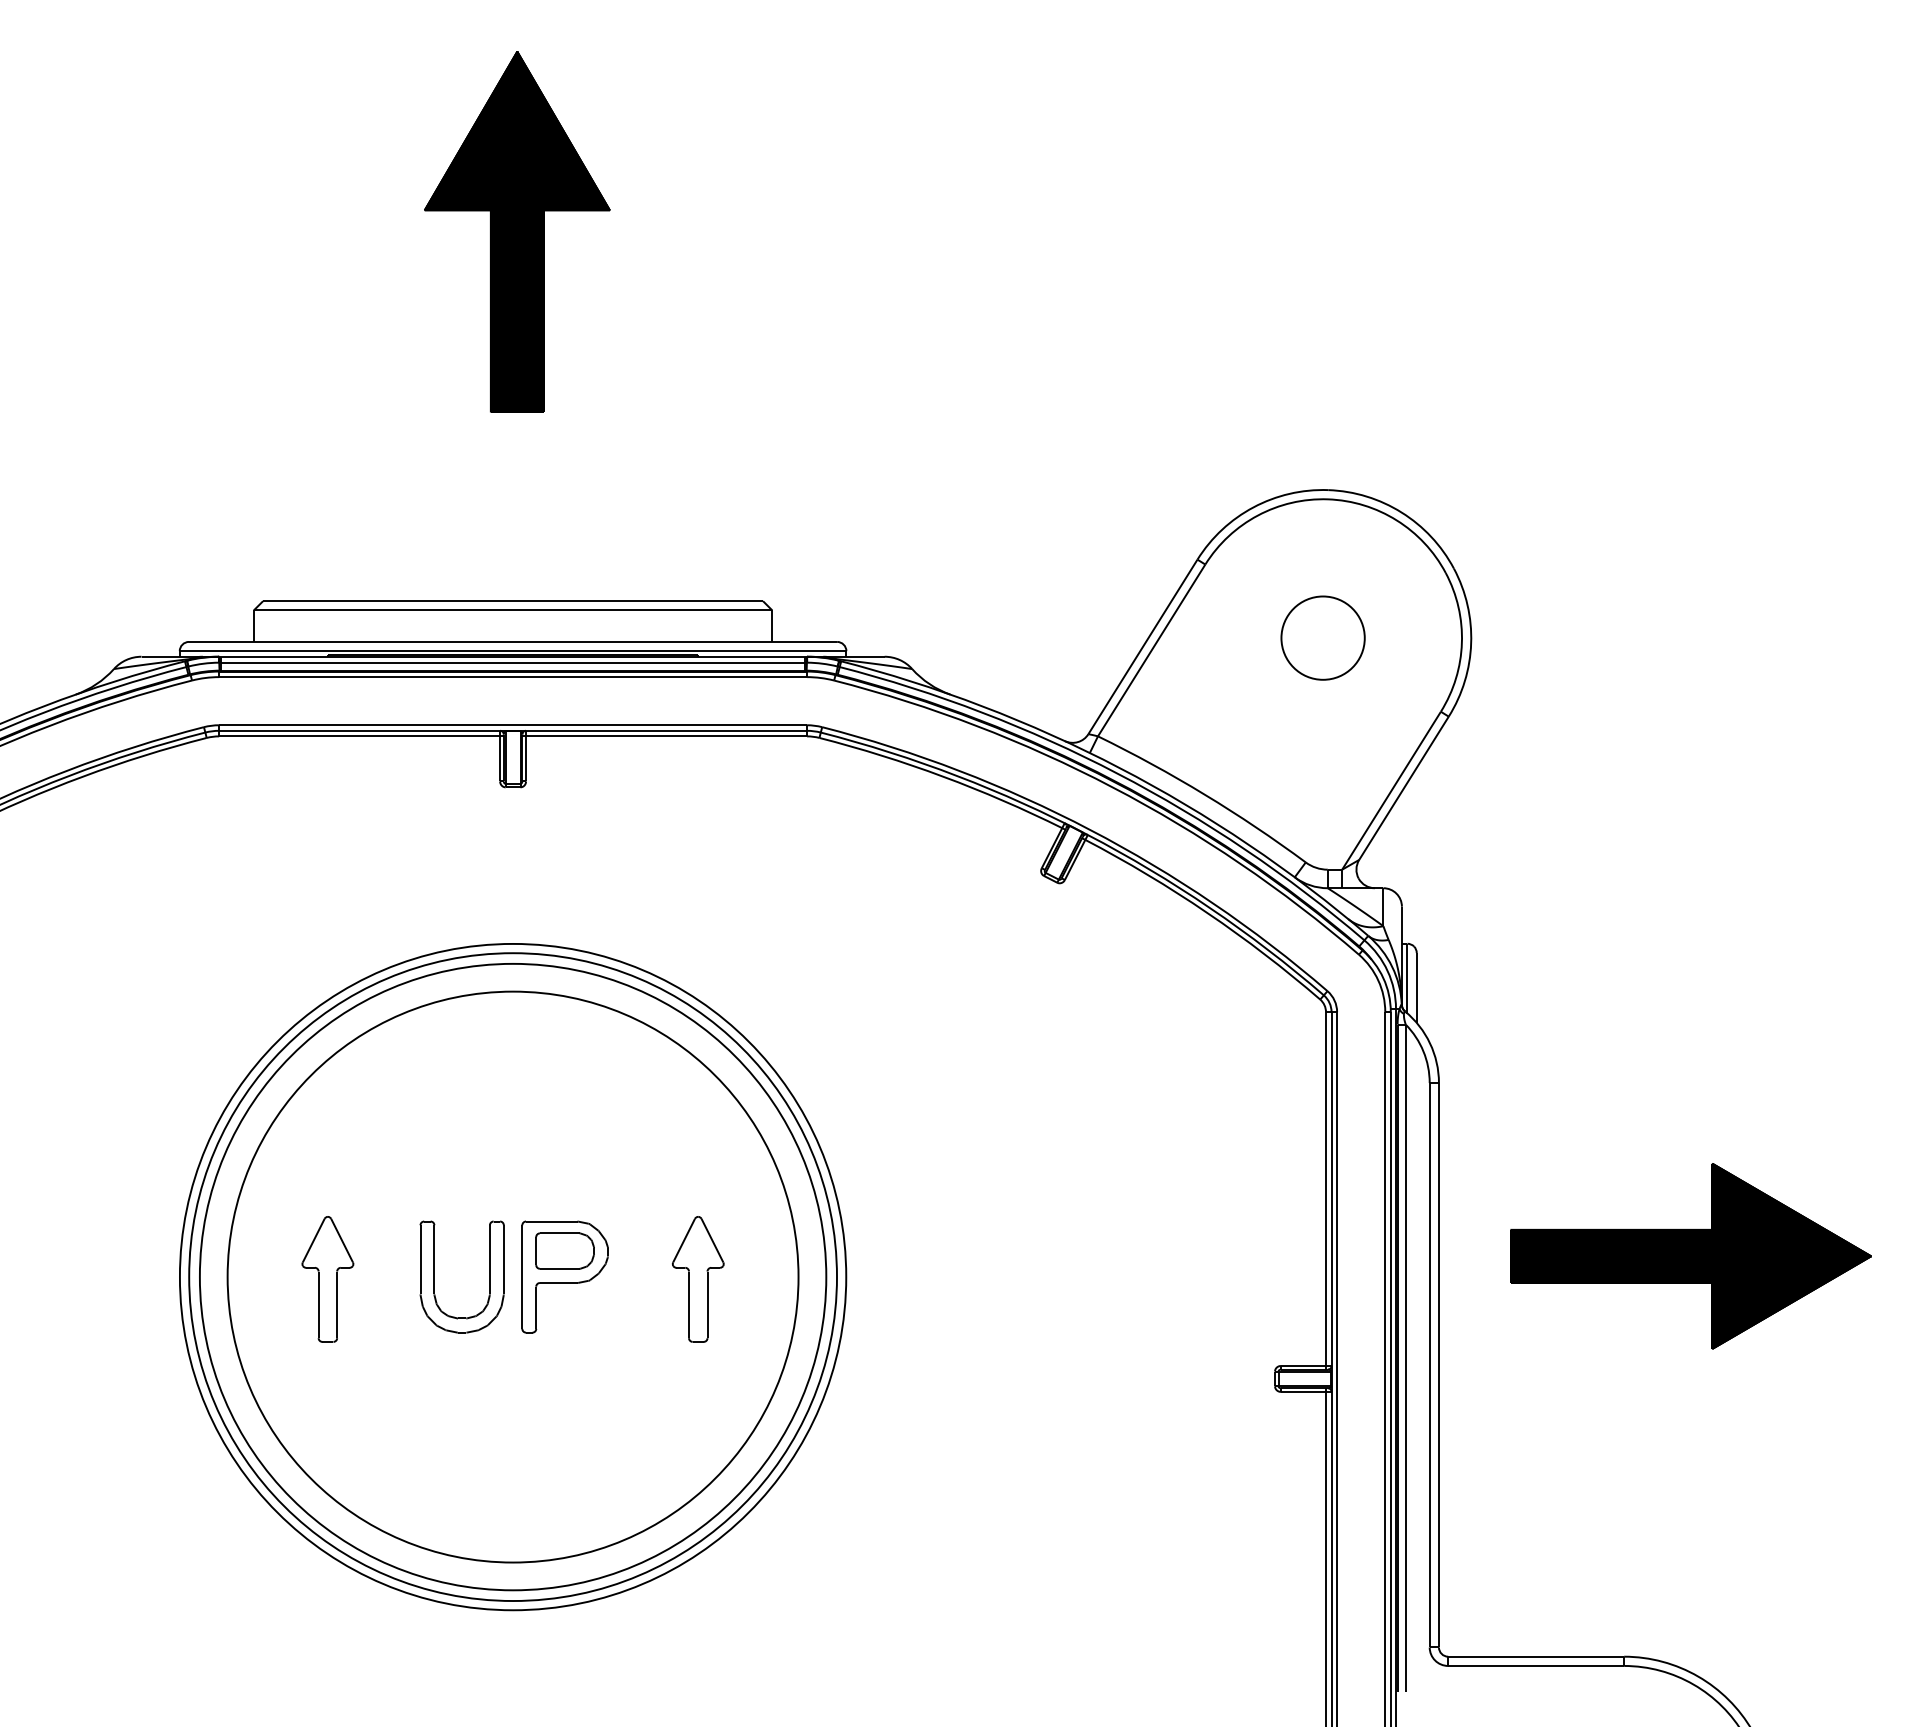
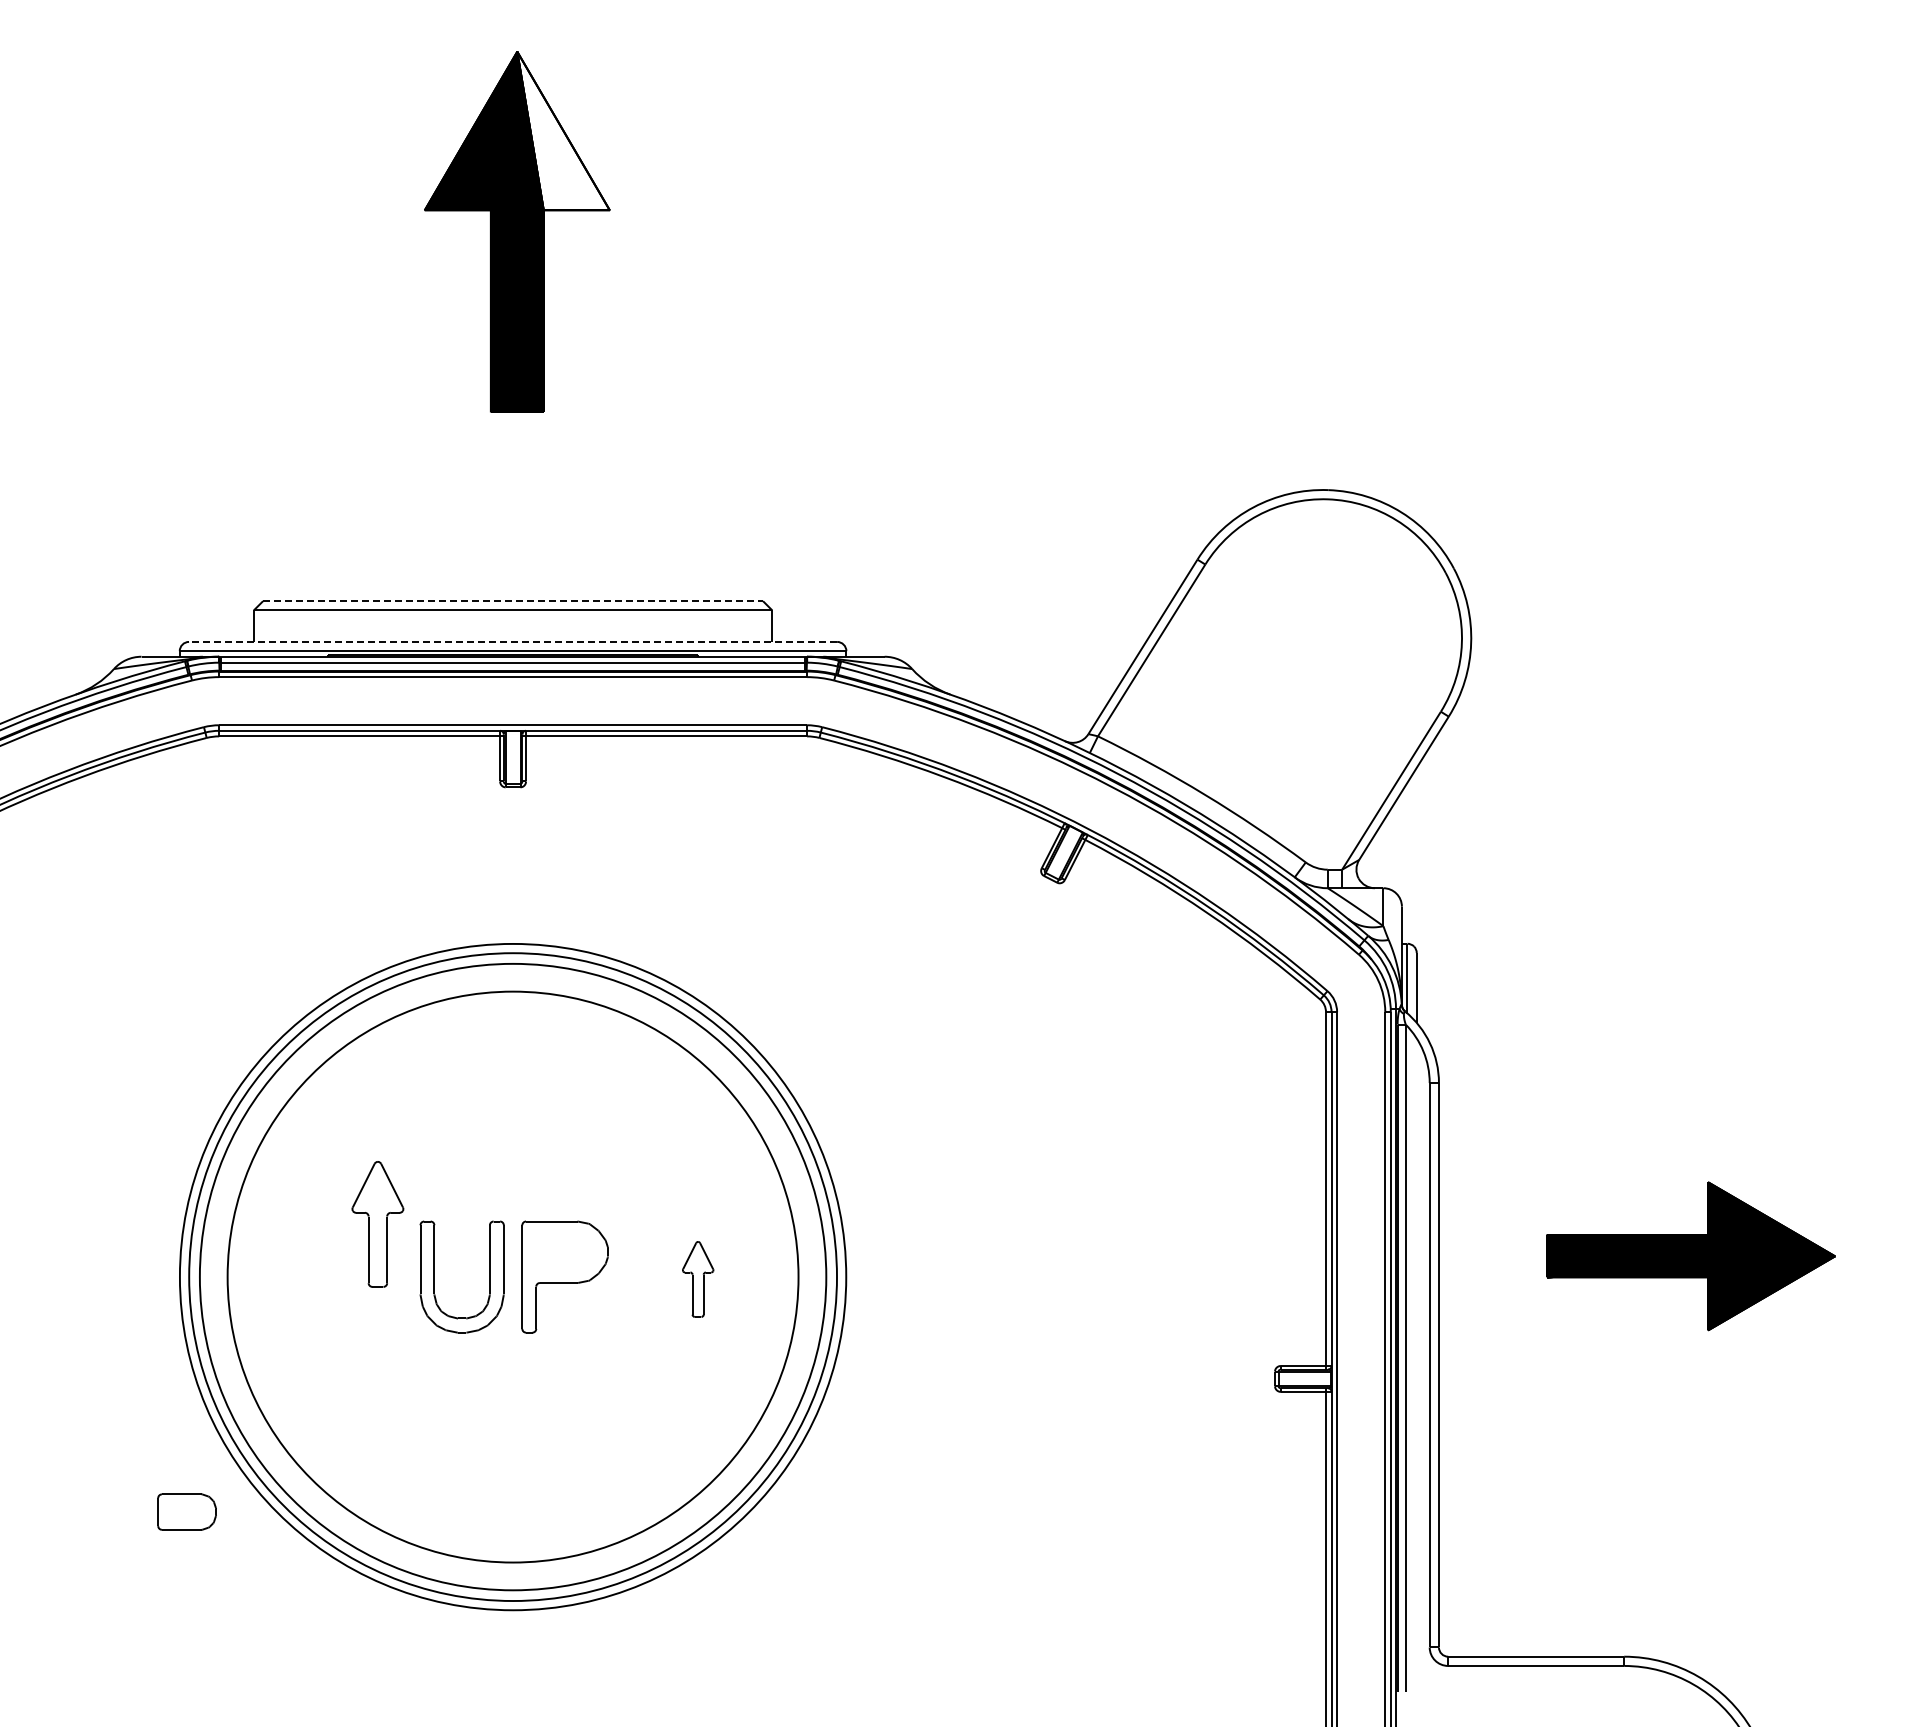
fill: present -> none (563, 130)
line: solid -> dashed (513, 601)
part: present -> none (1322, 637)
line: solid -> dashed (512, 641)
part position: (564, 1250) -> (186, 1511) (186, 1511)
part size: 362x187 px -> 290x151 px (1690, 1256)
part position: (327, 1279) -> (377, 1224) (377, 1224)
part size: 54x127 px -> 33x77 px (698, 1279)
